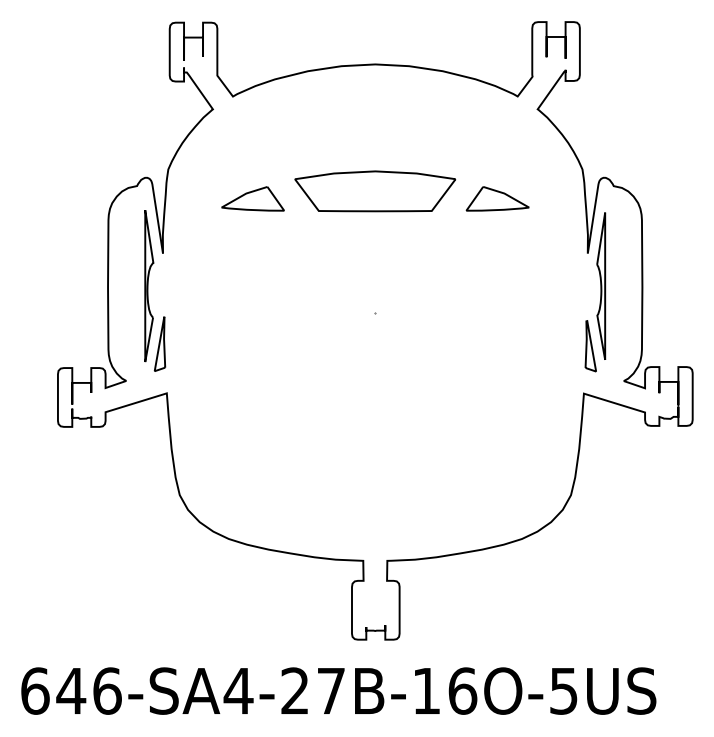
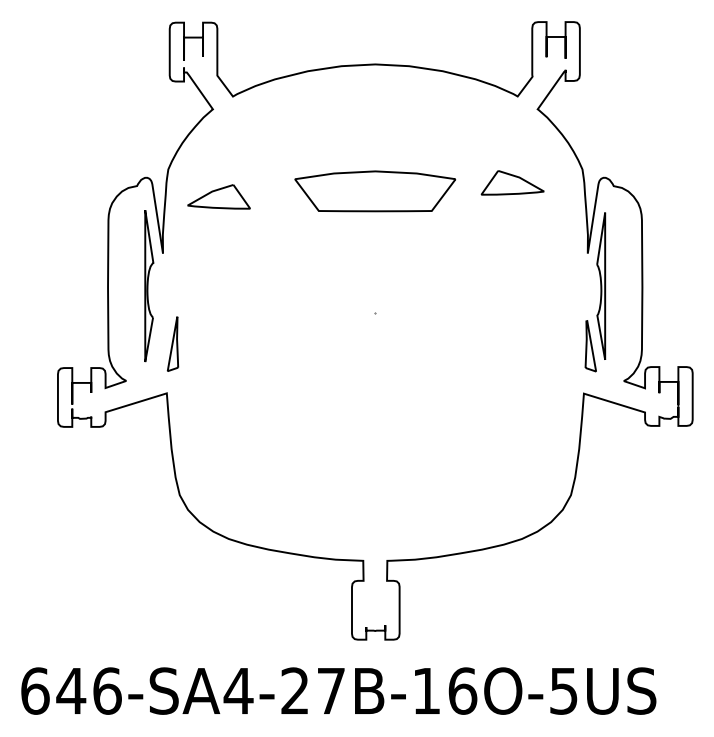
part position: (252, 198) -> (218, 196) (218, 196)
part position: (497, 198) -> (512, 182) (512, 182)
part position: (159, 343) -> (172, 343) (172, 343)
